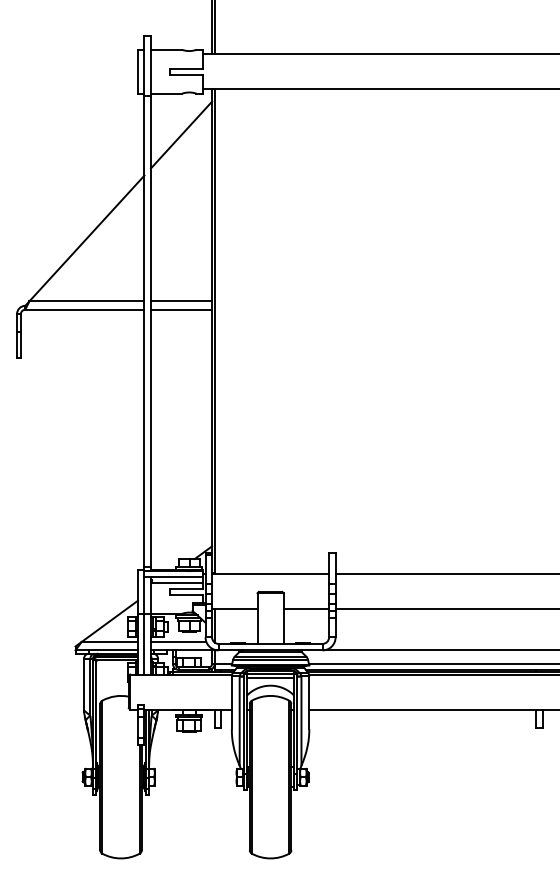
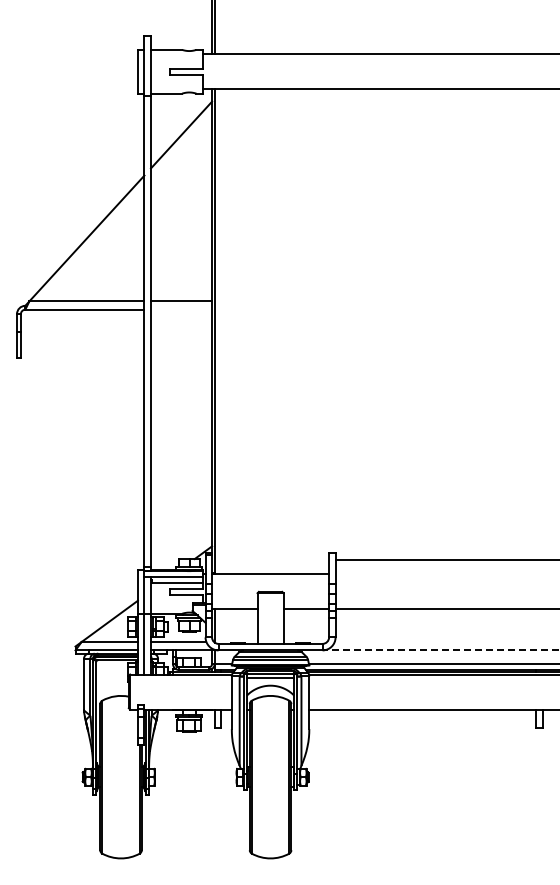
line: present -> none (181, 309)
line position: (445, 574) -> (445, 560) (445, 560)
line: solid -> dashed (440, 650)
